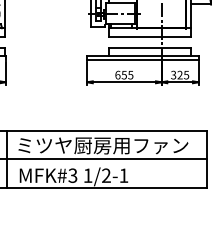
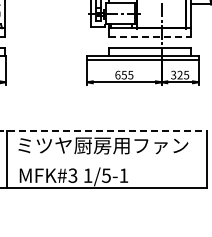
line: solid -> dashed (150, 37)
line: solid -> dashed (103, 130)
line: present -> none (104, 159)
text: 1/2-1 -> 1/5-1 (105, 175)
